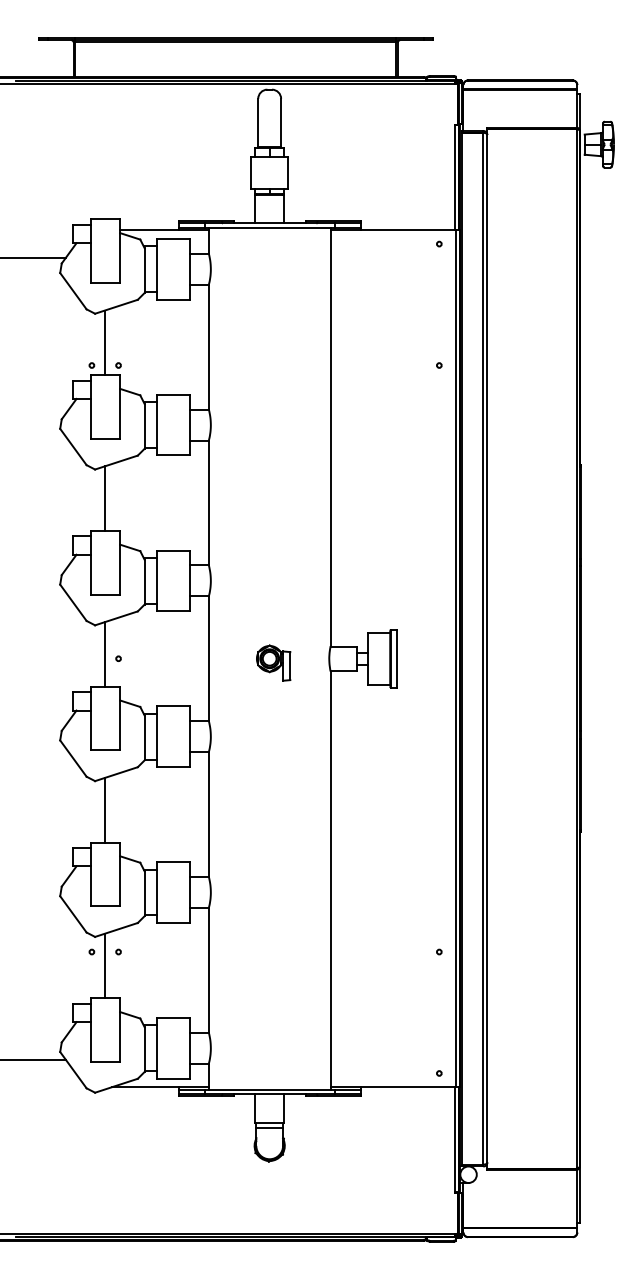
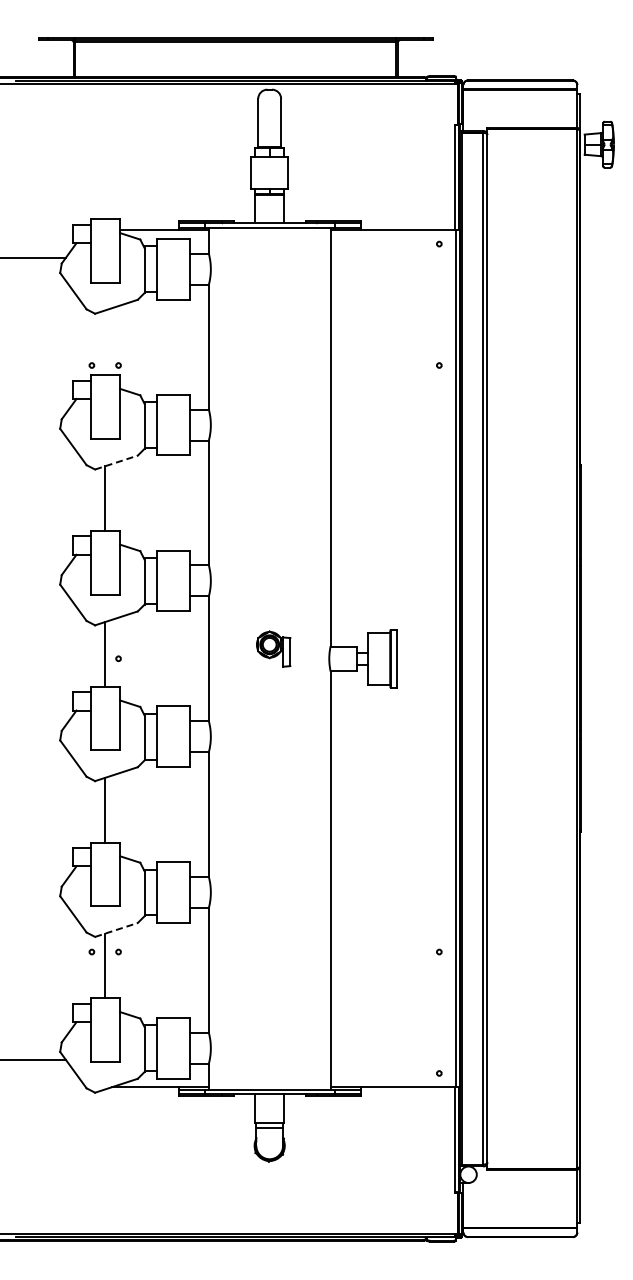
line: present -> none (104, 342)
line: solid -> dashed (116, 462)
part position: (273, 662) -> (273, 648) (273, 648)
line: solid -> dashed (116, 929)
